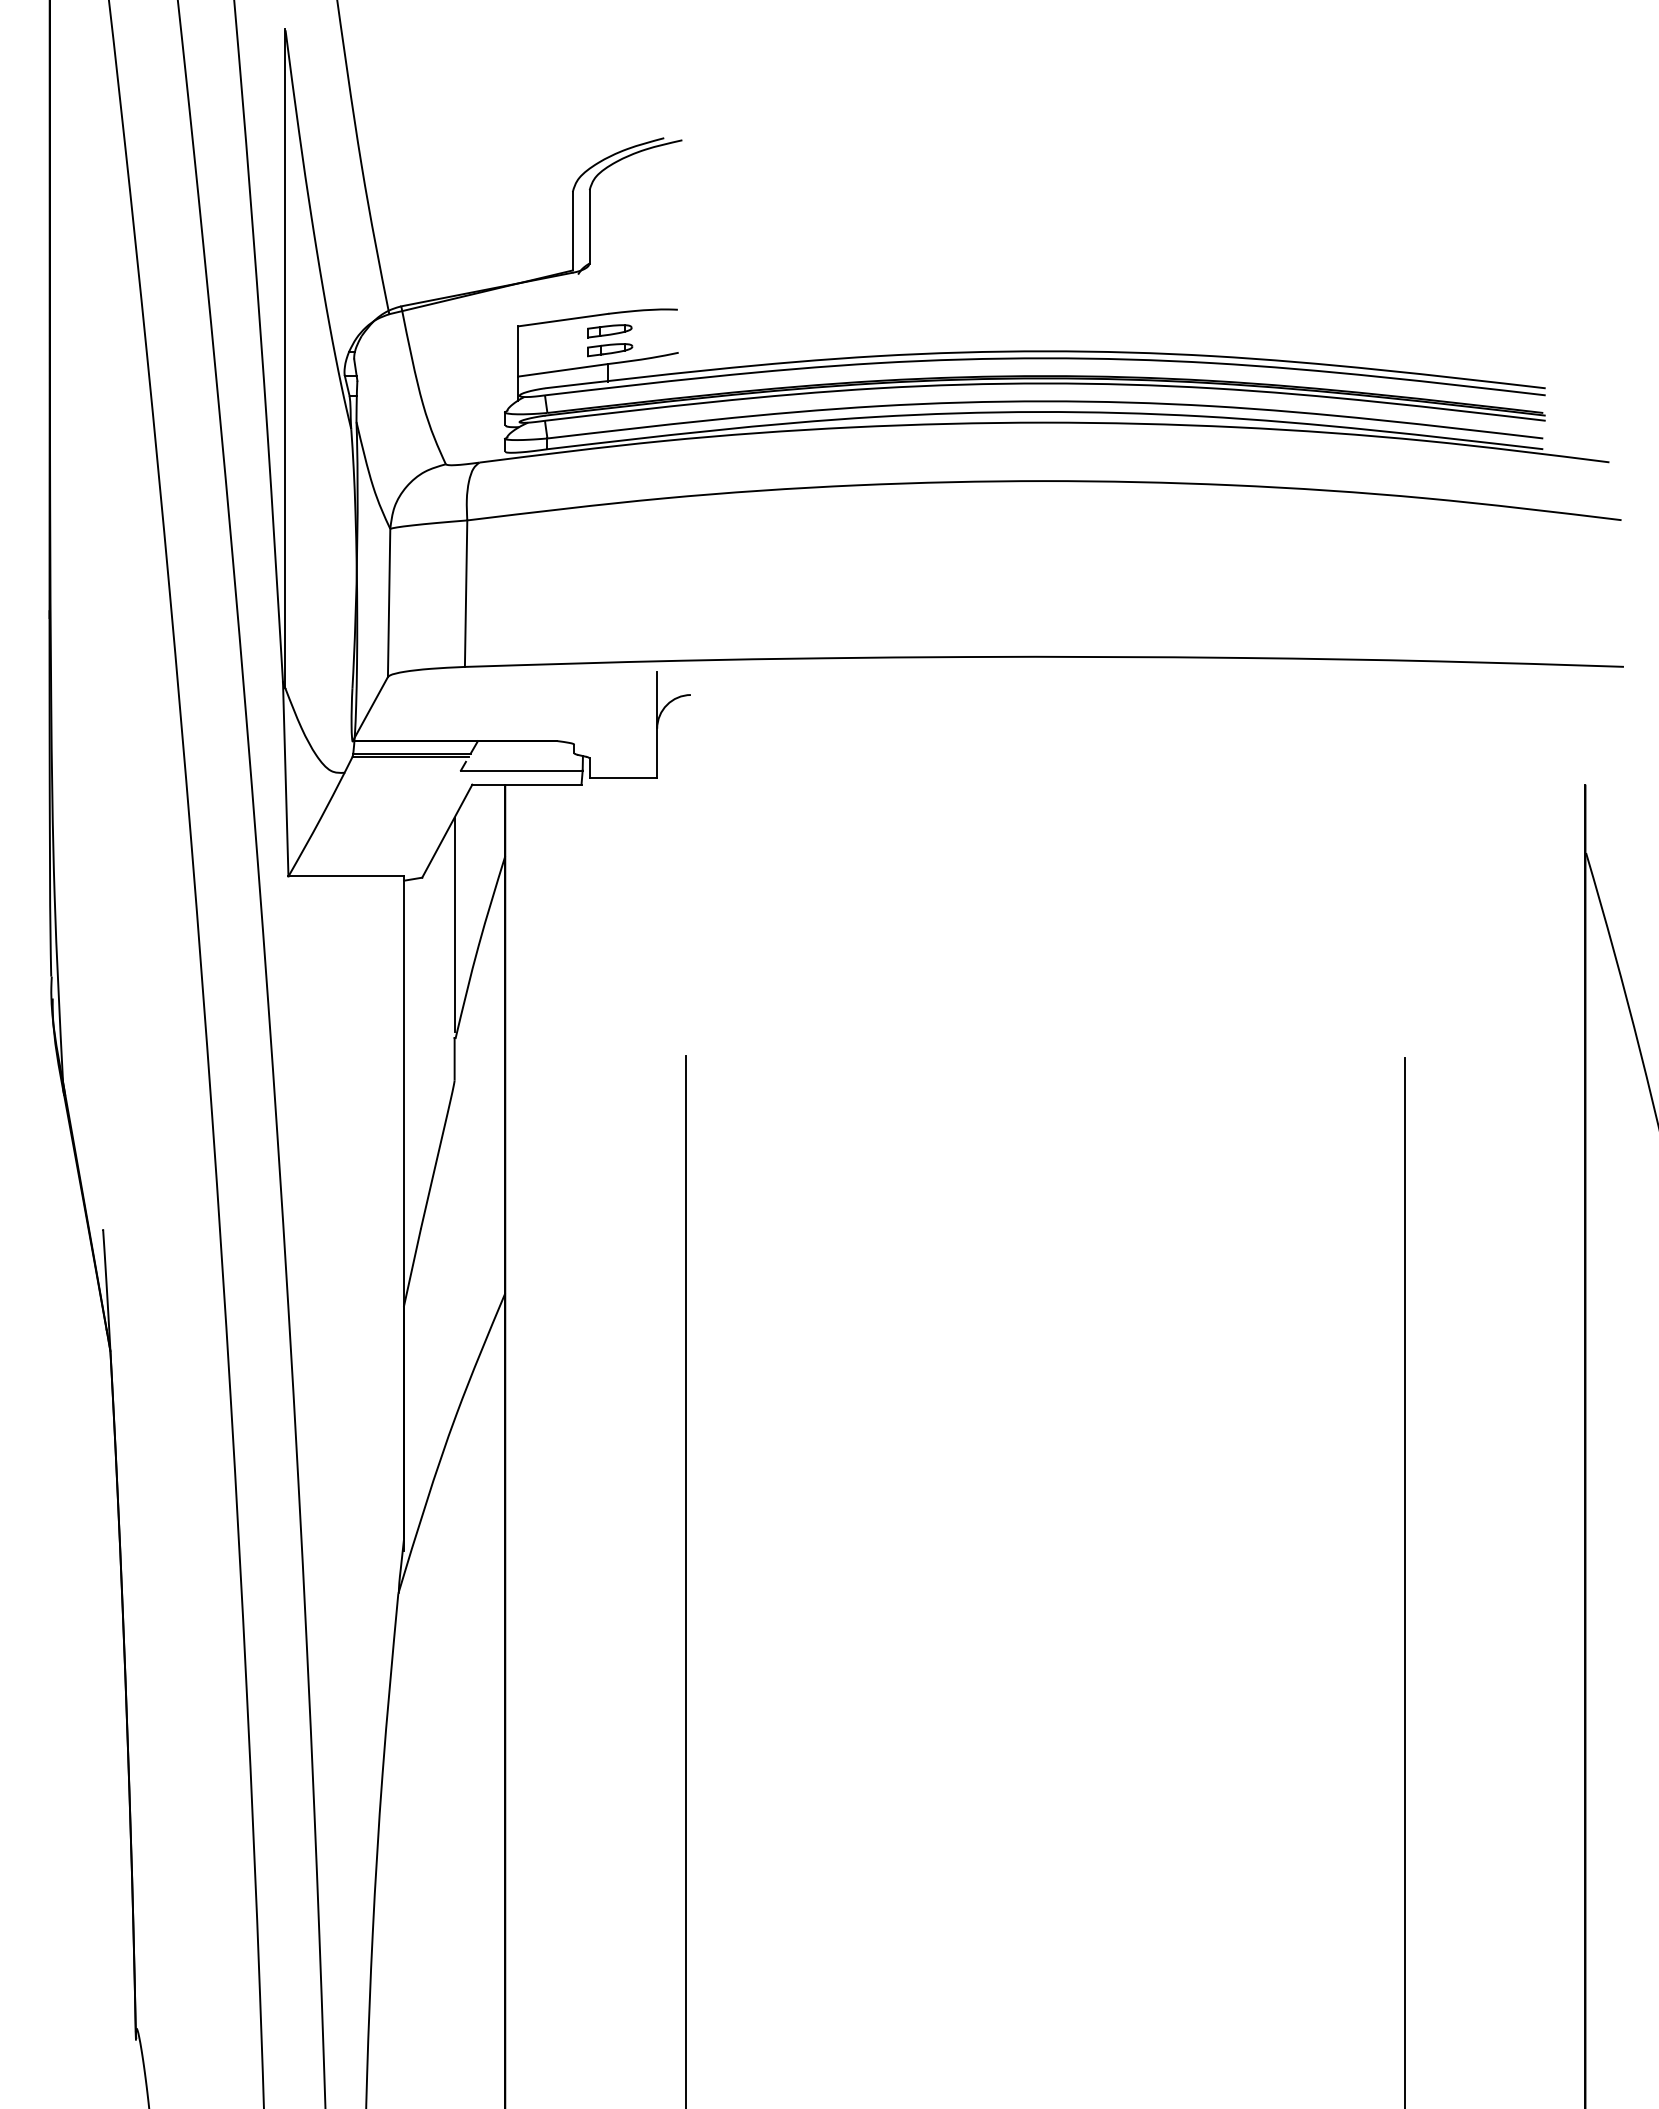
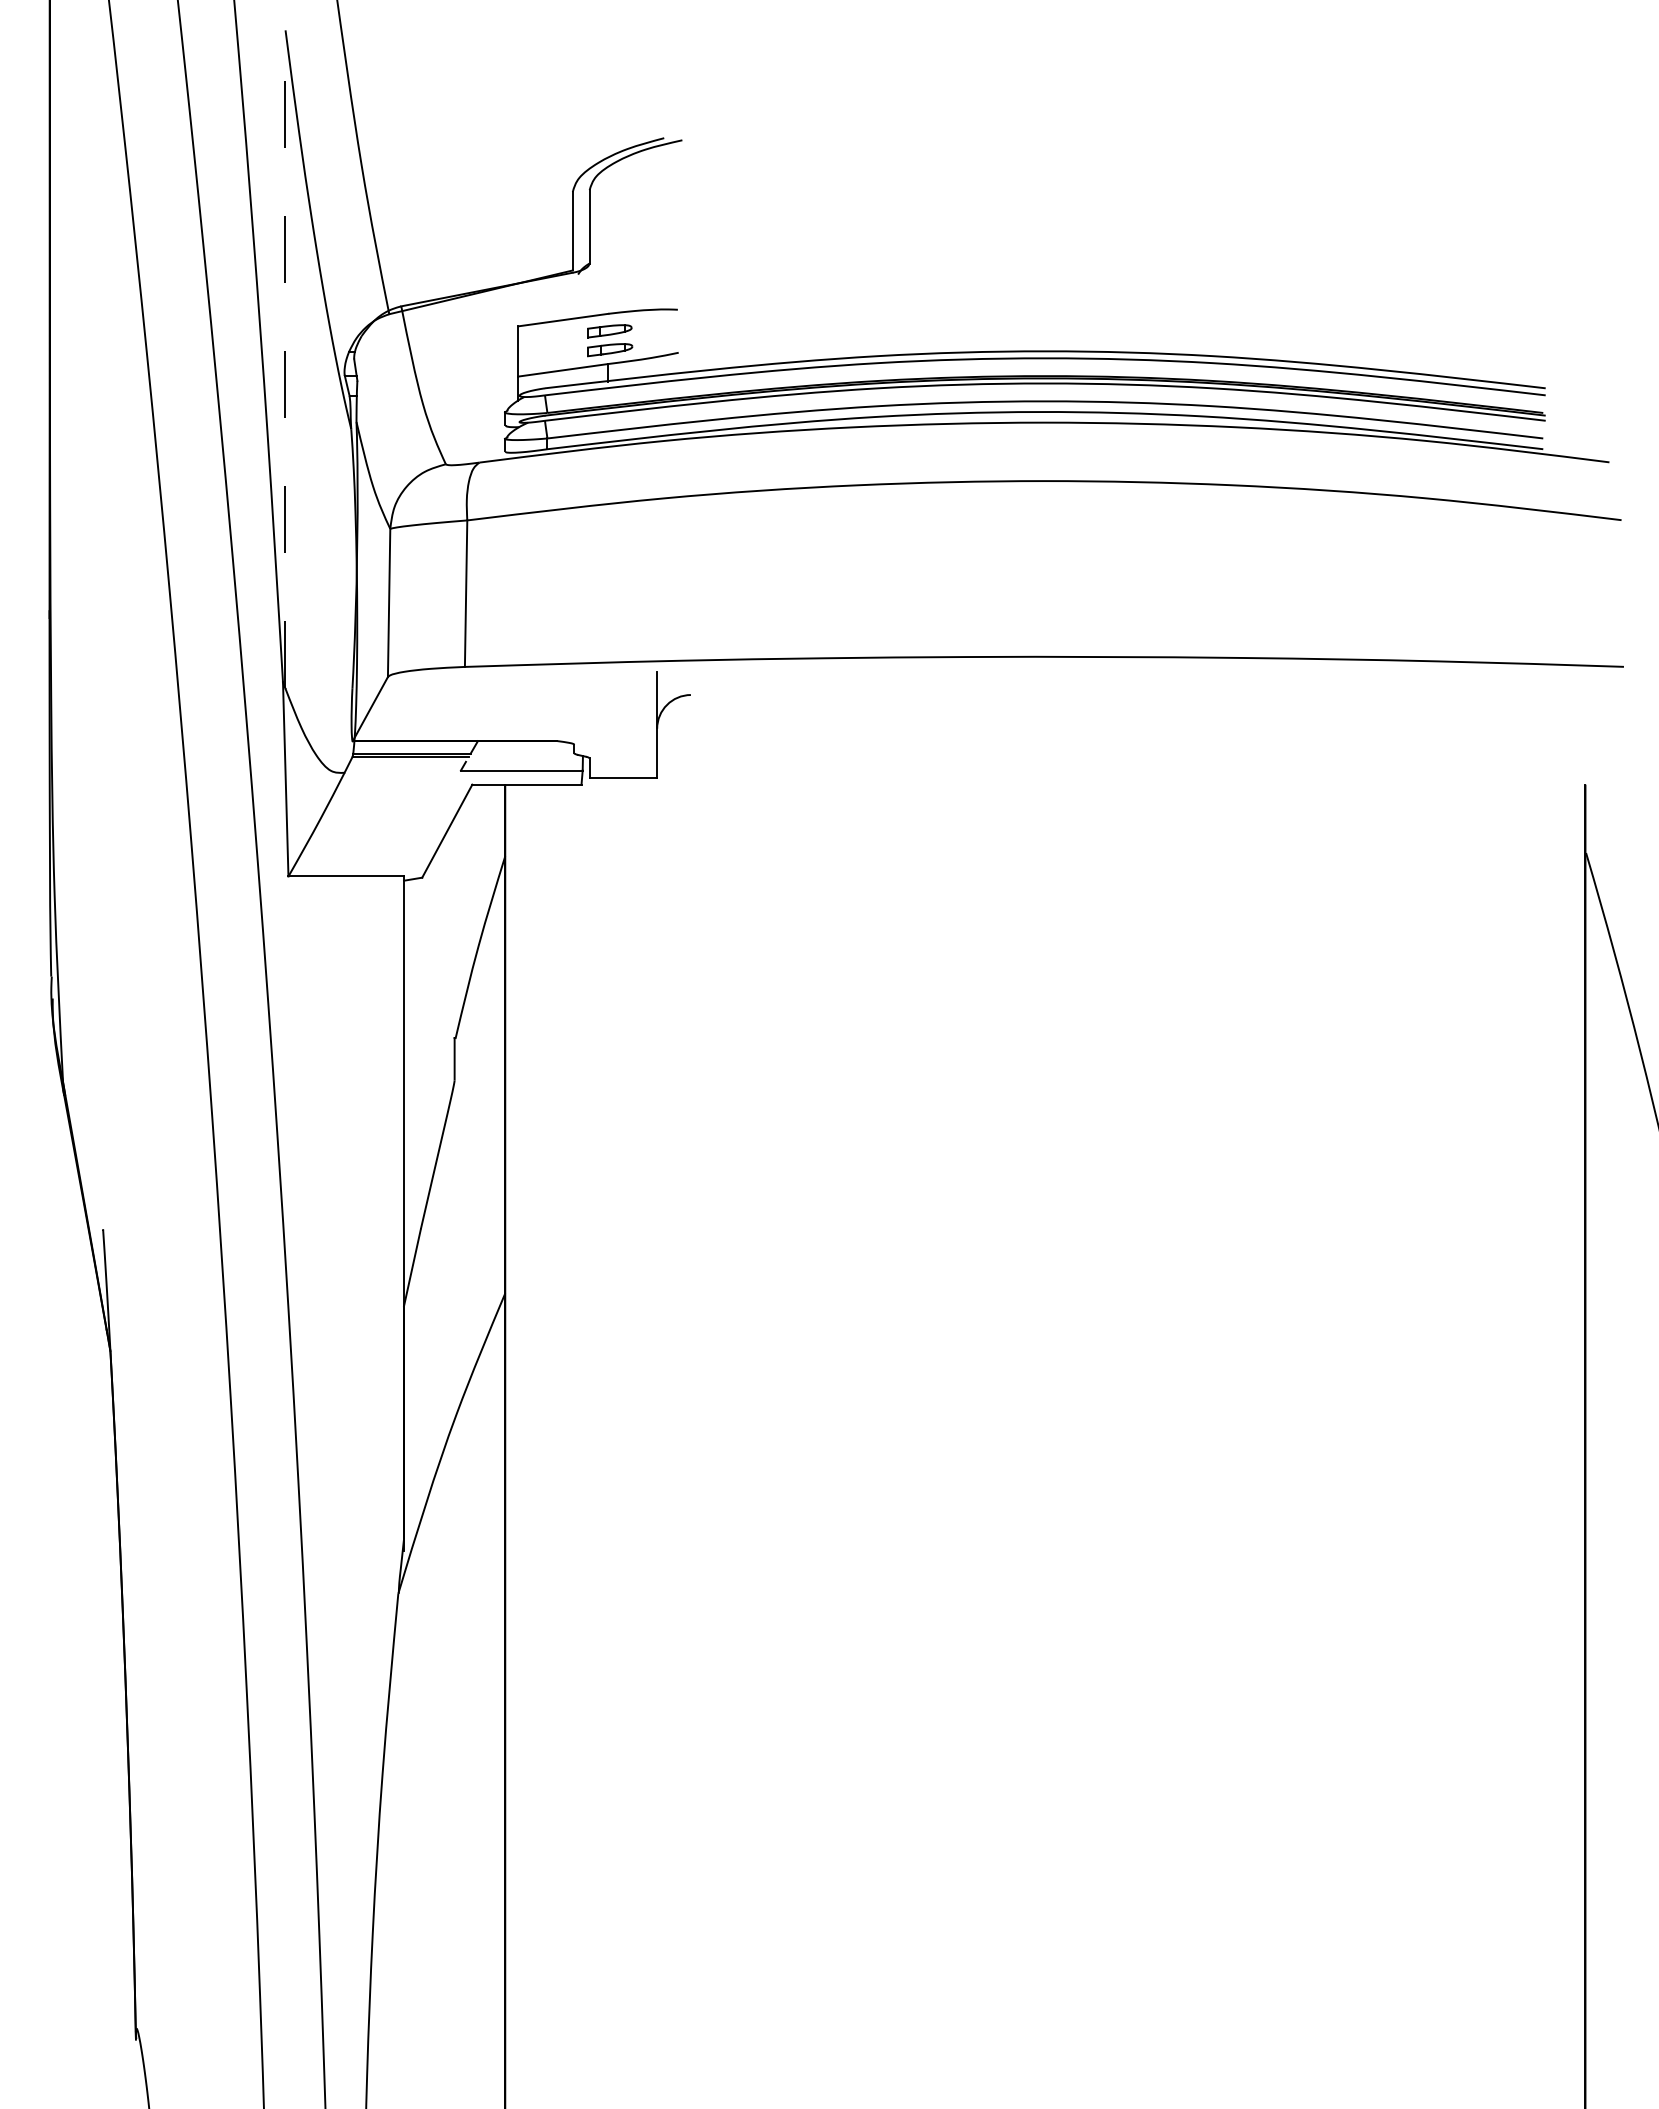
line: solid -> dashed (285, 358)
line: present -> none (454, 924)
line: present -> none (685, 1580)
line: present -> none (1405, 1581)
